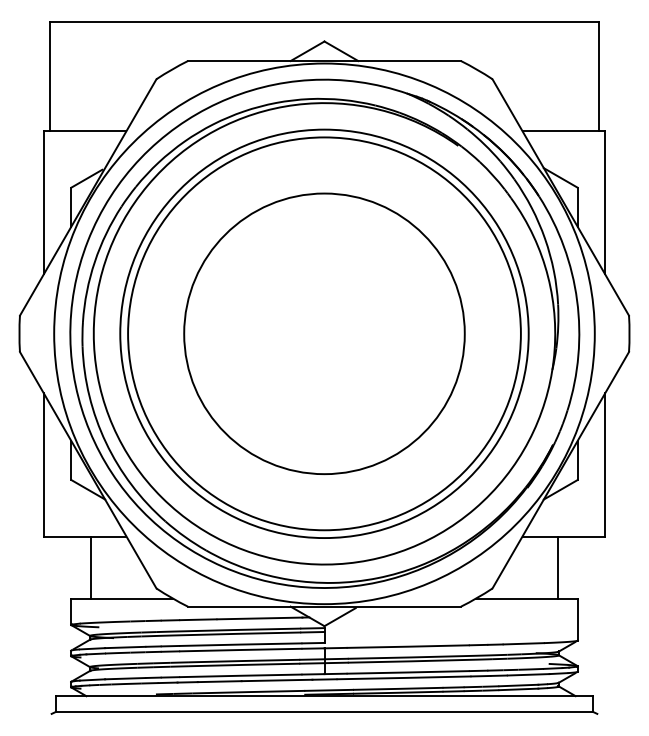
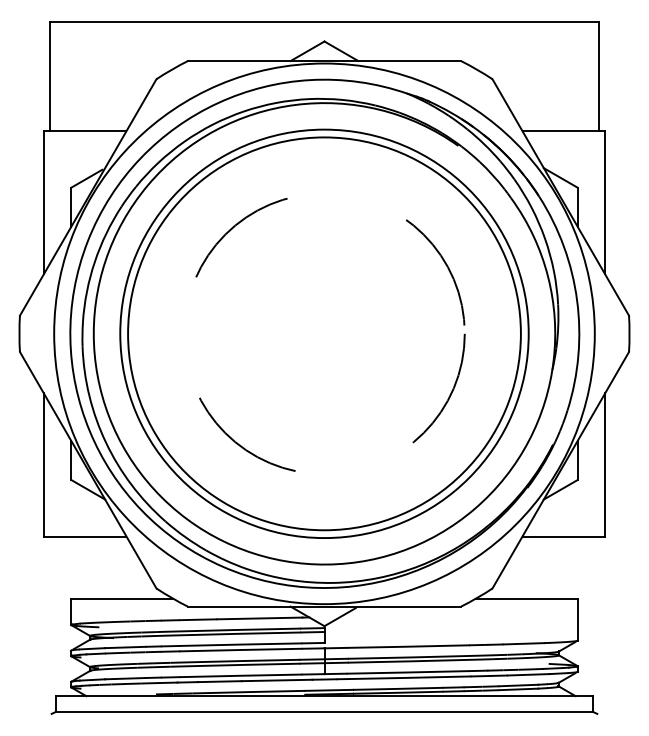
circle: solid -> dashed (324, 333)
line: present -> none (90, 567)
line: present -> none (558, 567)
